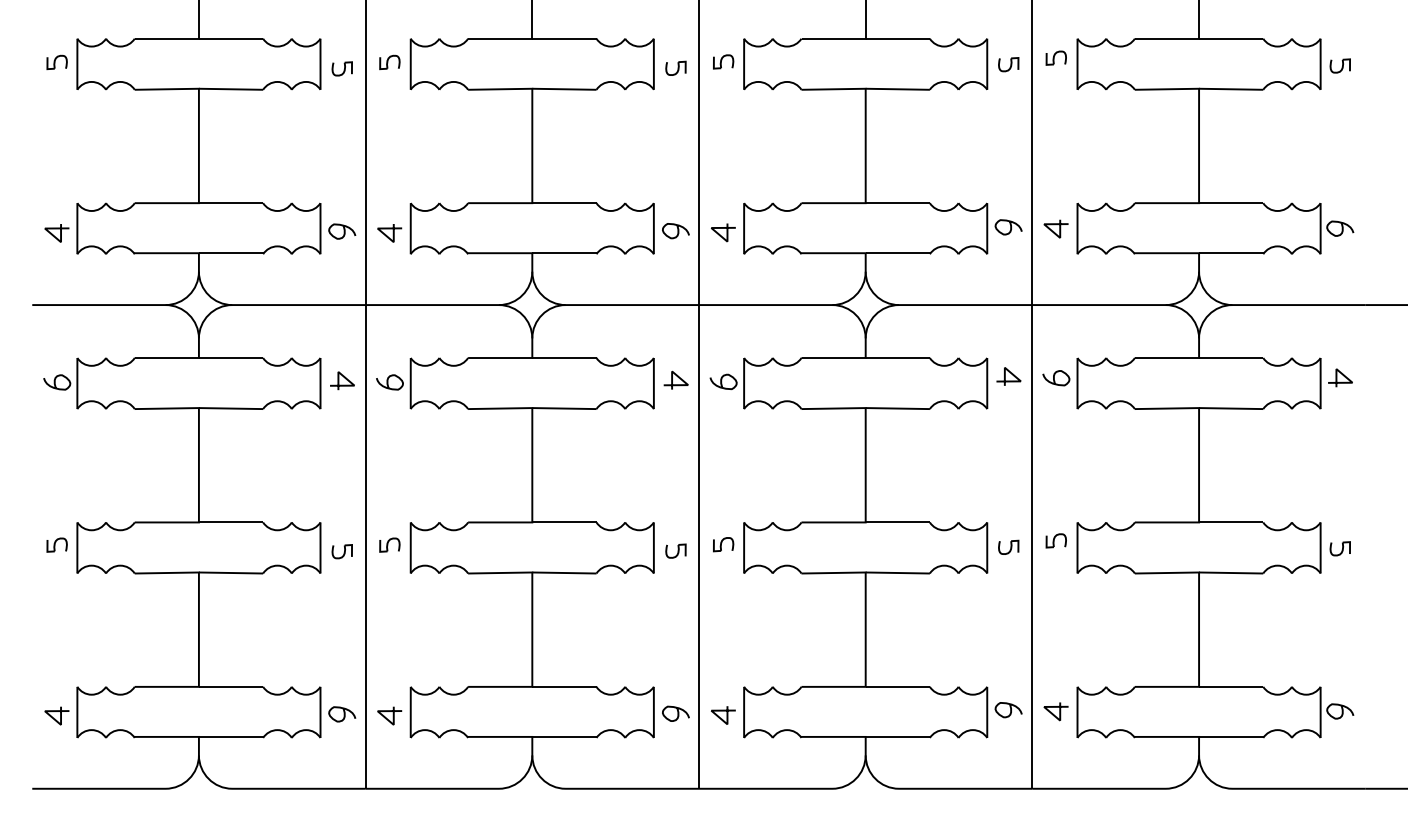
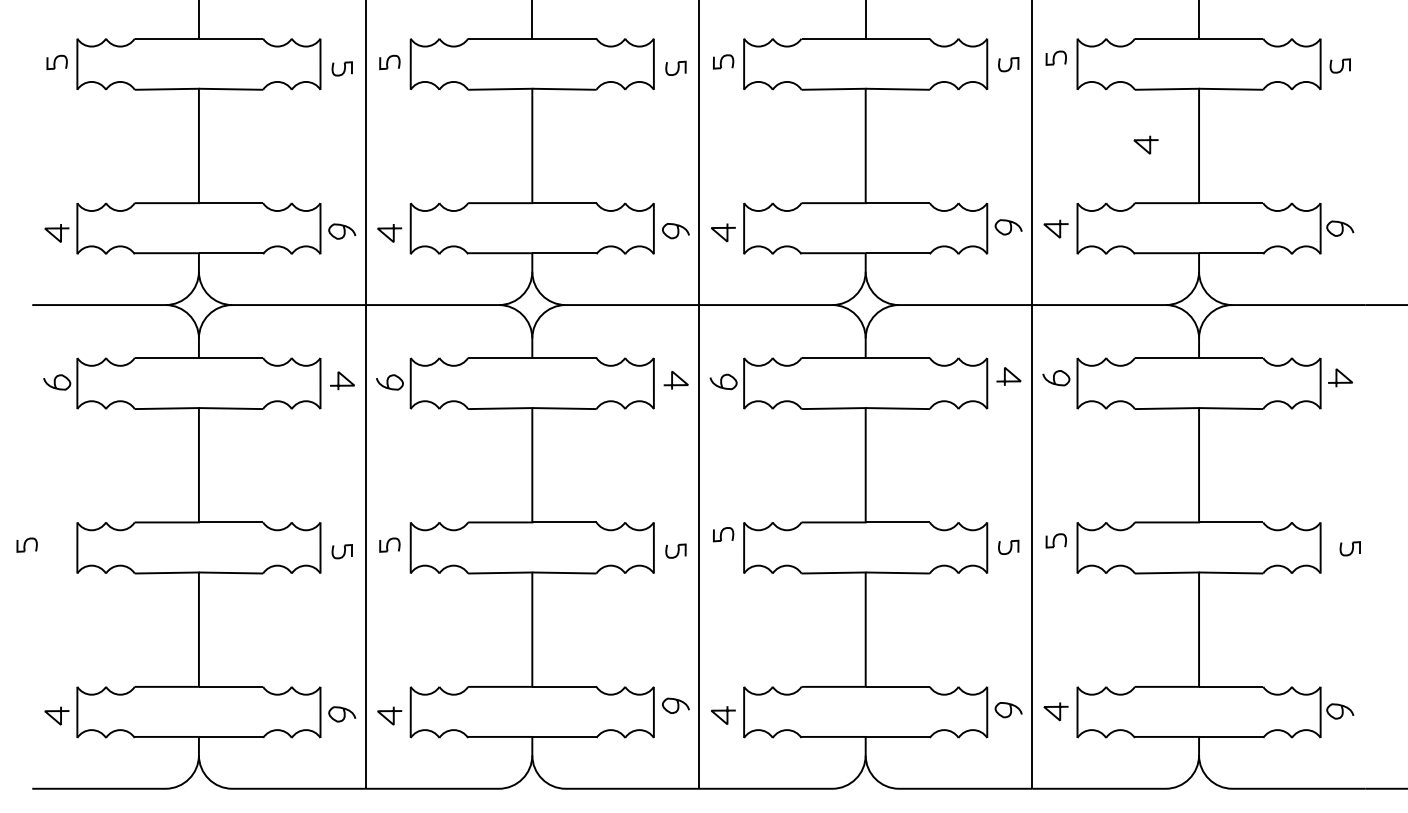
curve: none -> present (1145, 141)
part position: (56, 544) -> (26, 544) (26, 544)
part position: (723, 544) -> (723, 534) (723, 534)
part position: (1339, 548) -> (1349, 548) (1349, 548)
curve position: (677, 713) -> (677, 705) (677, 705)
